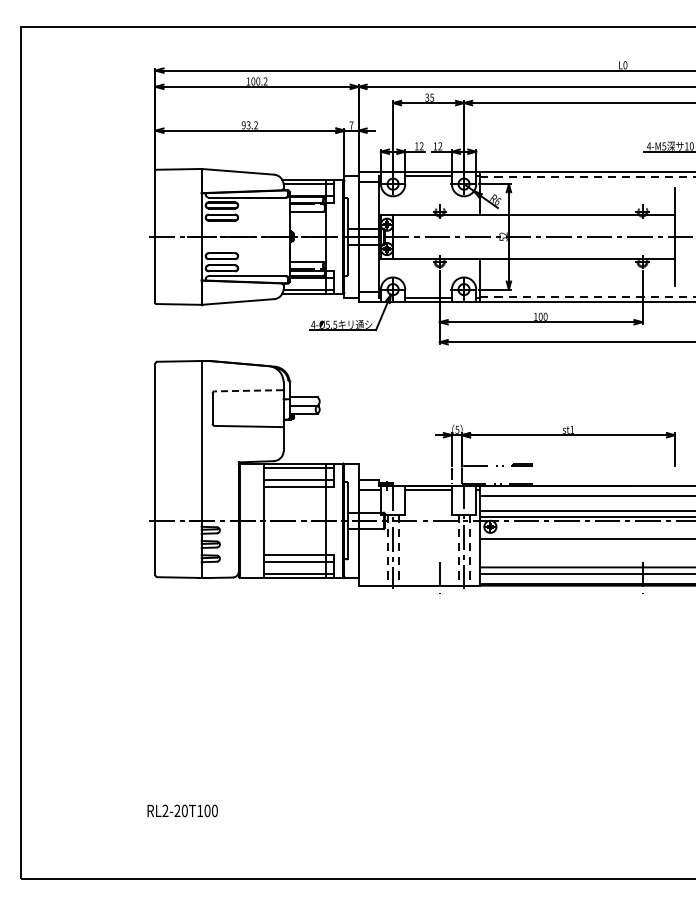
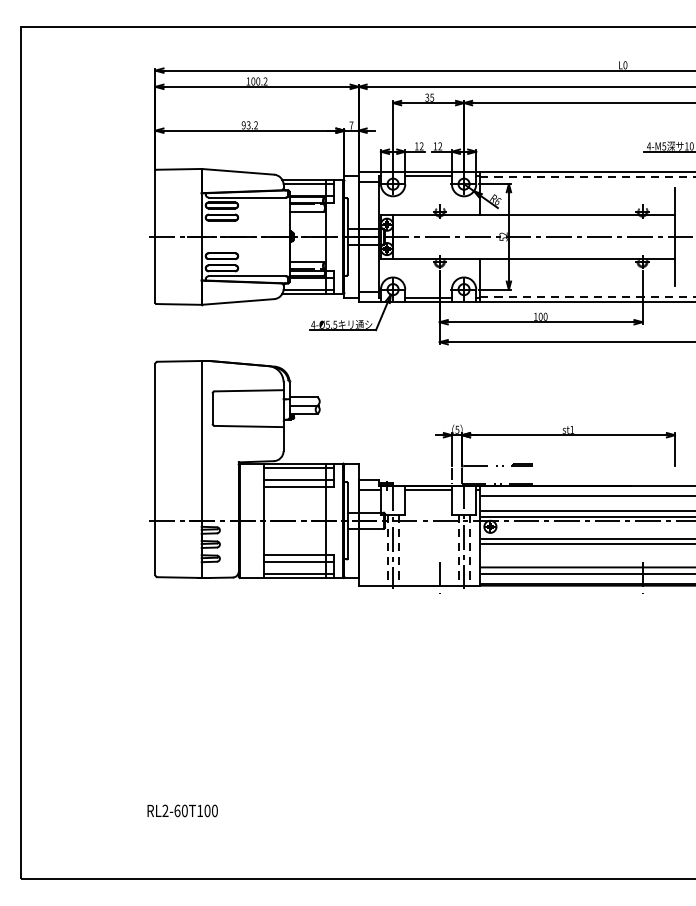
line: dashed -> solid (248, 390)
line: none -> present (587, 544)
text: RL2-20T100 -> RL2-60T100 (177, 810)
